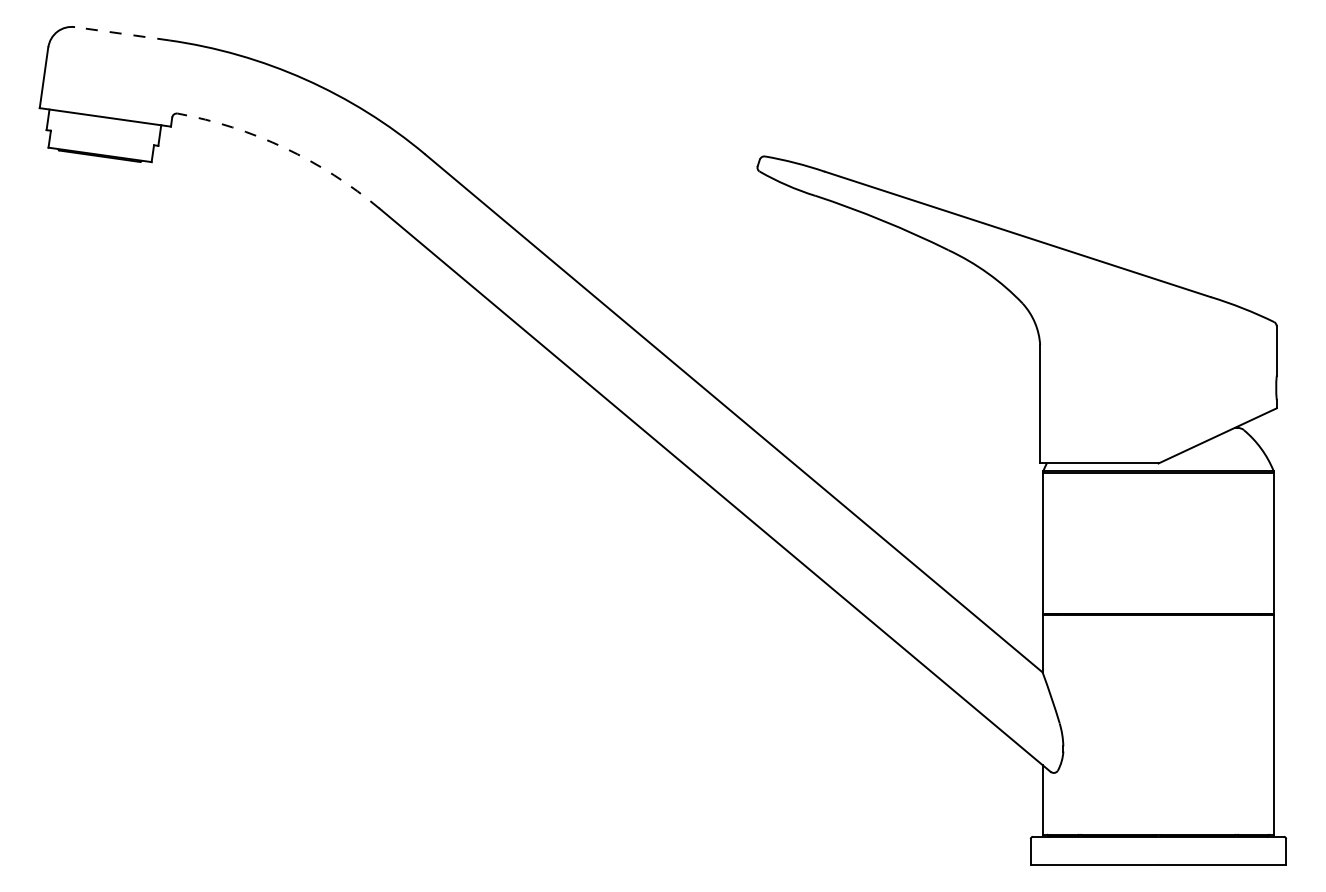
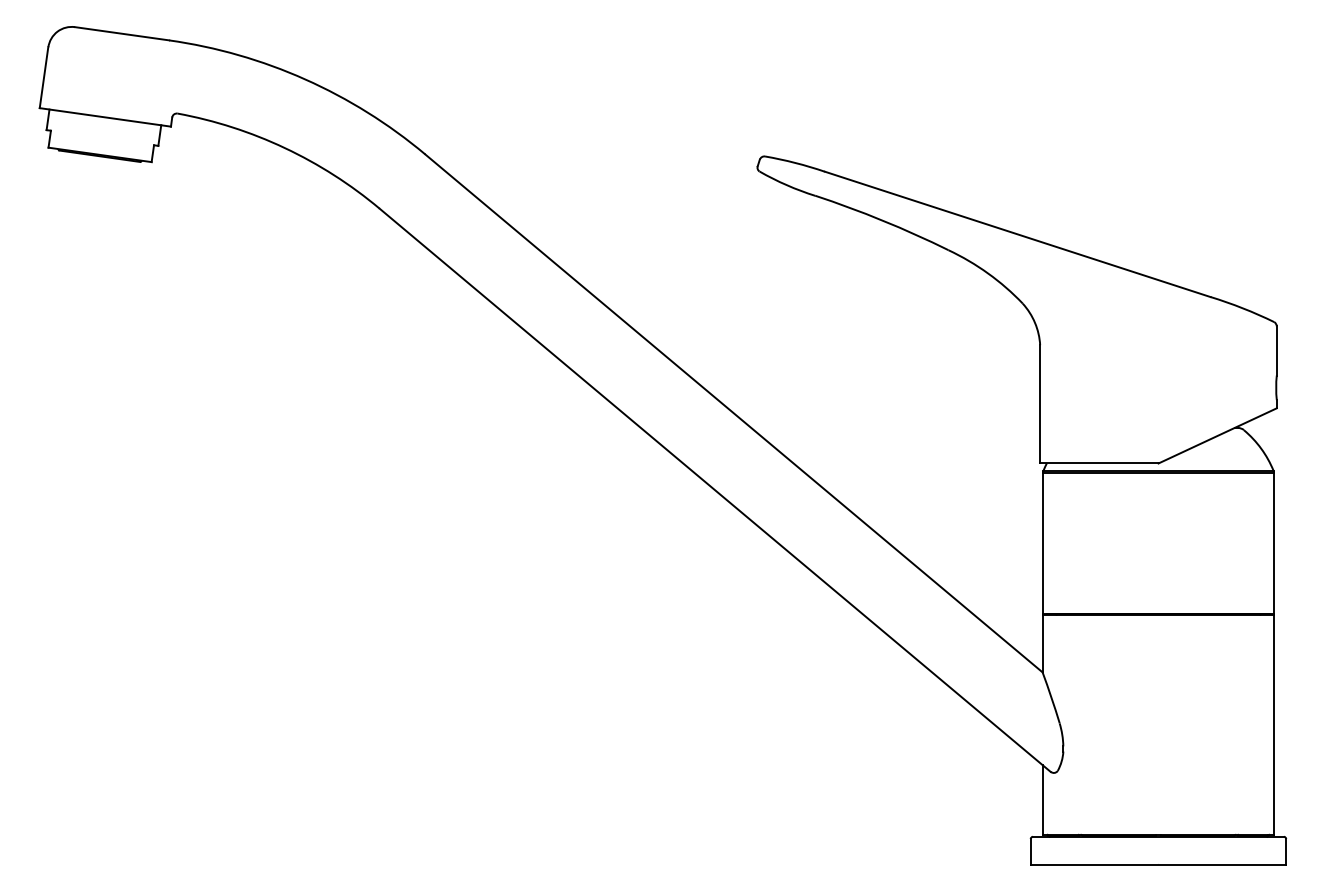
line: dashed -> solid (122, 33)
arc: dashed -> solid (284, 148)
